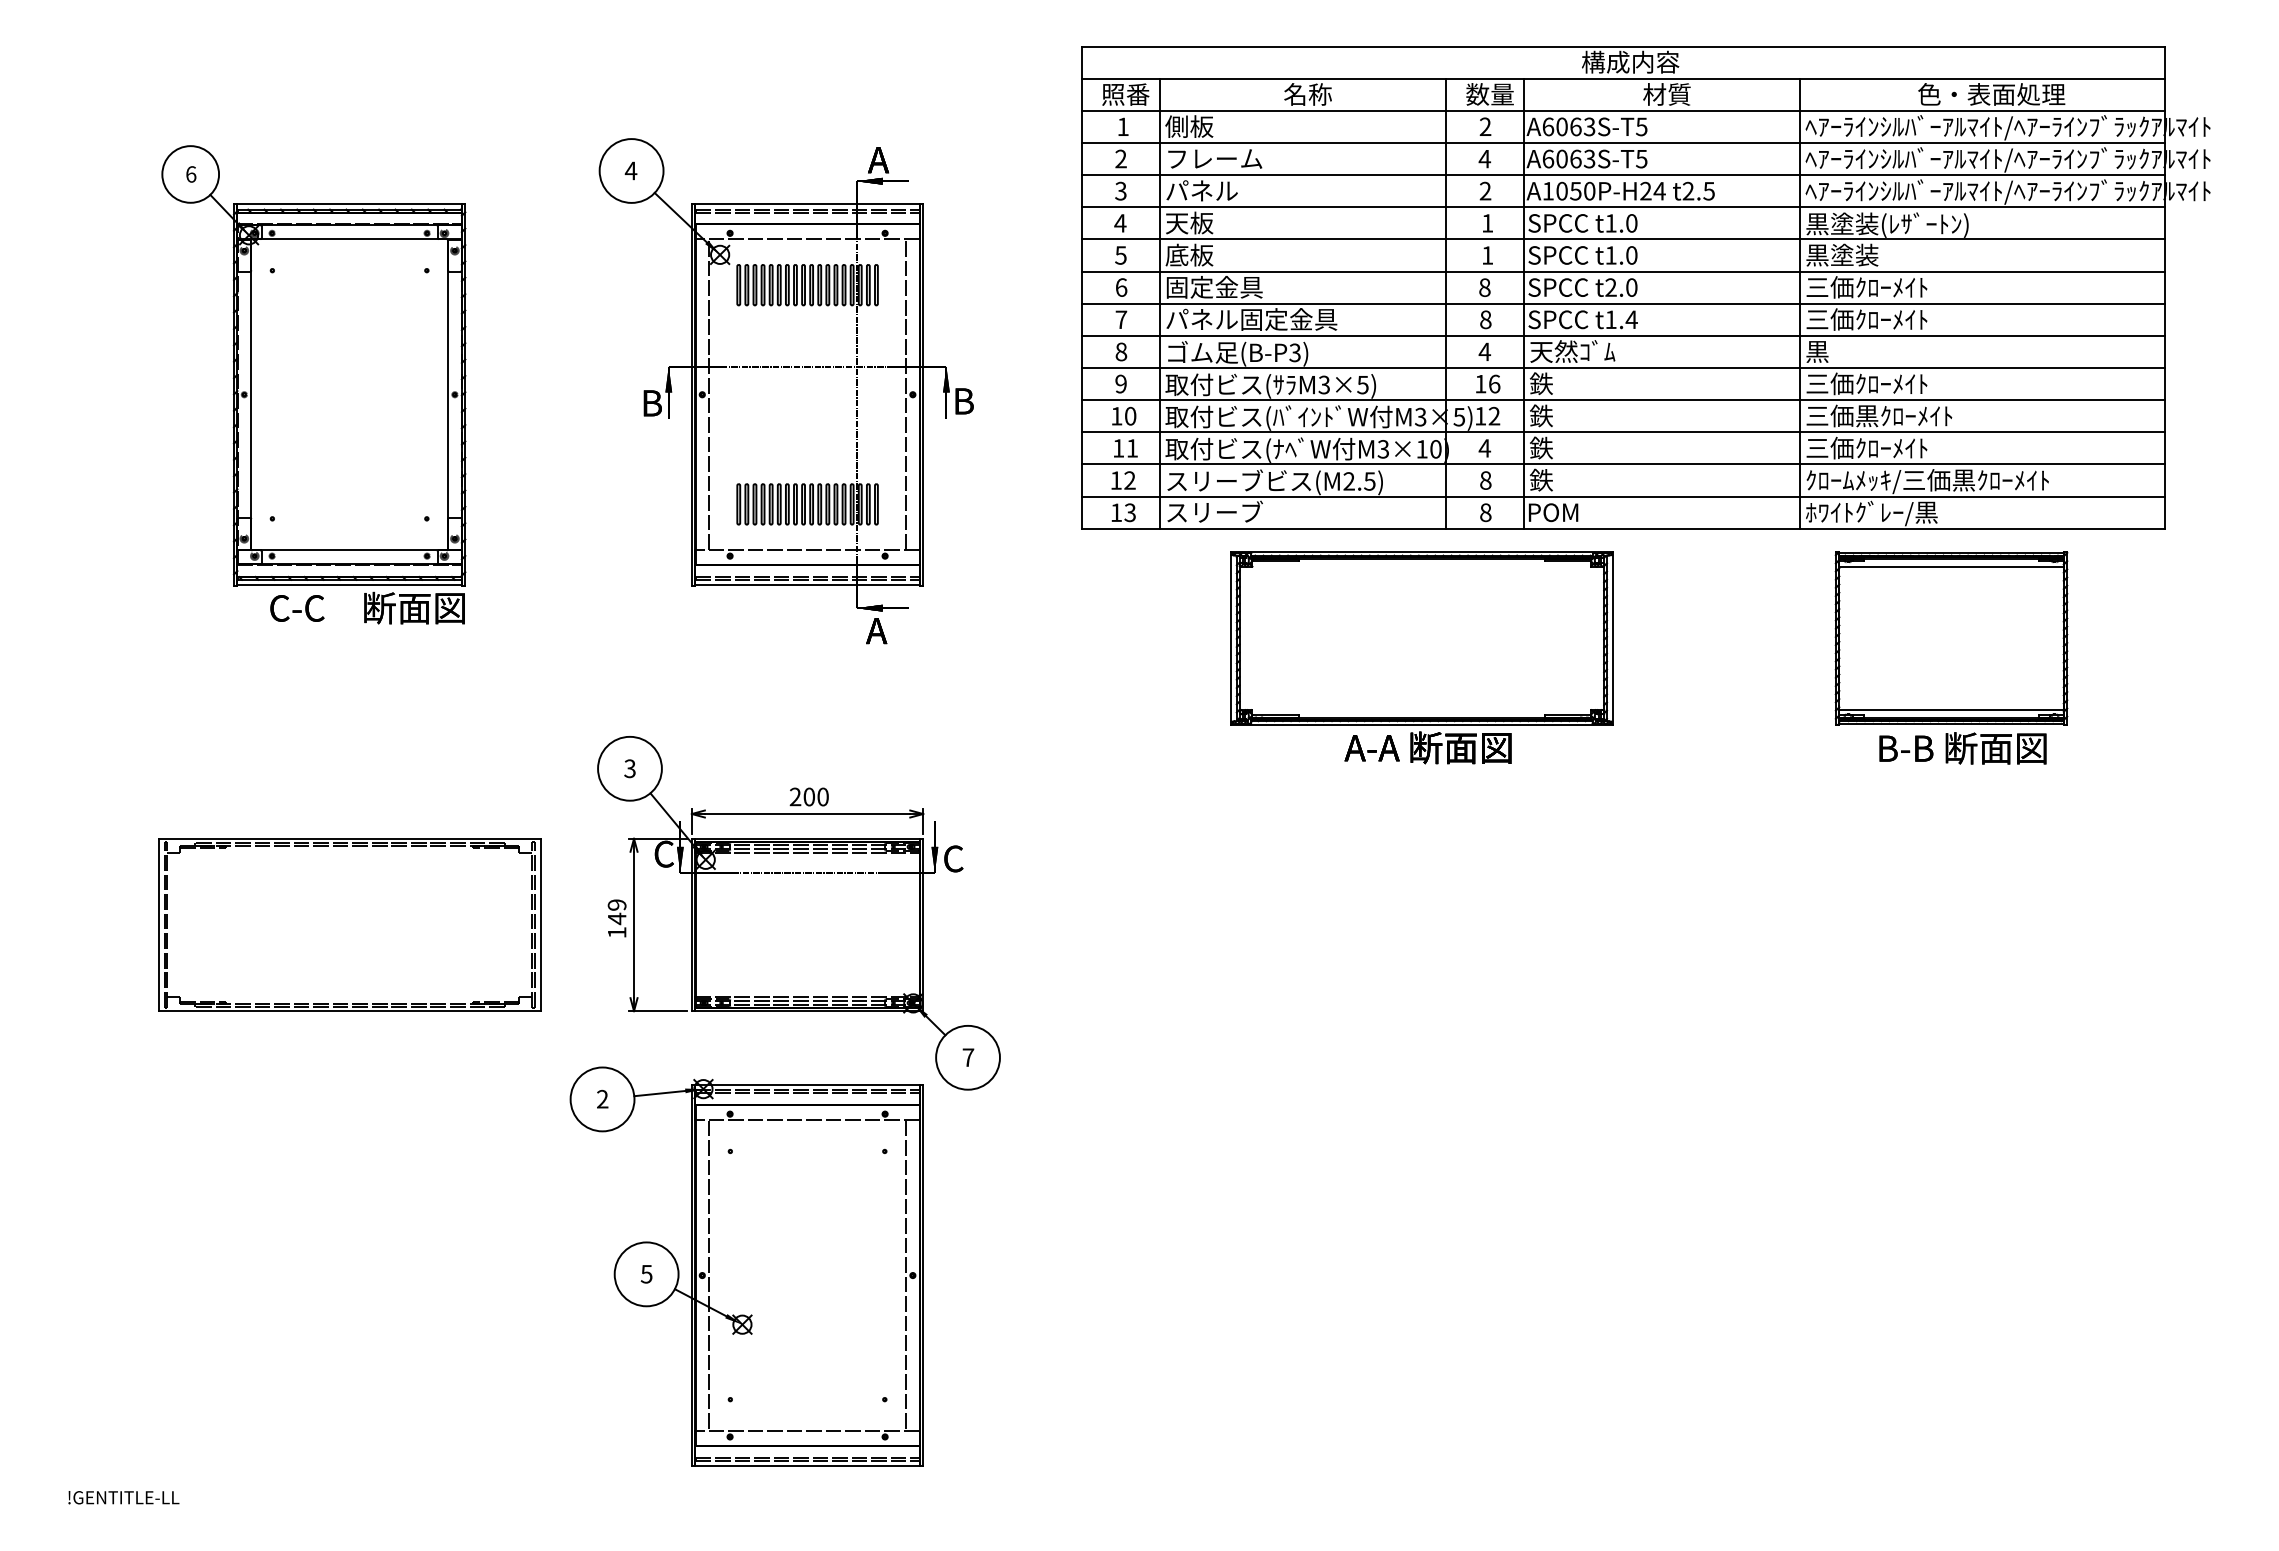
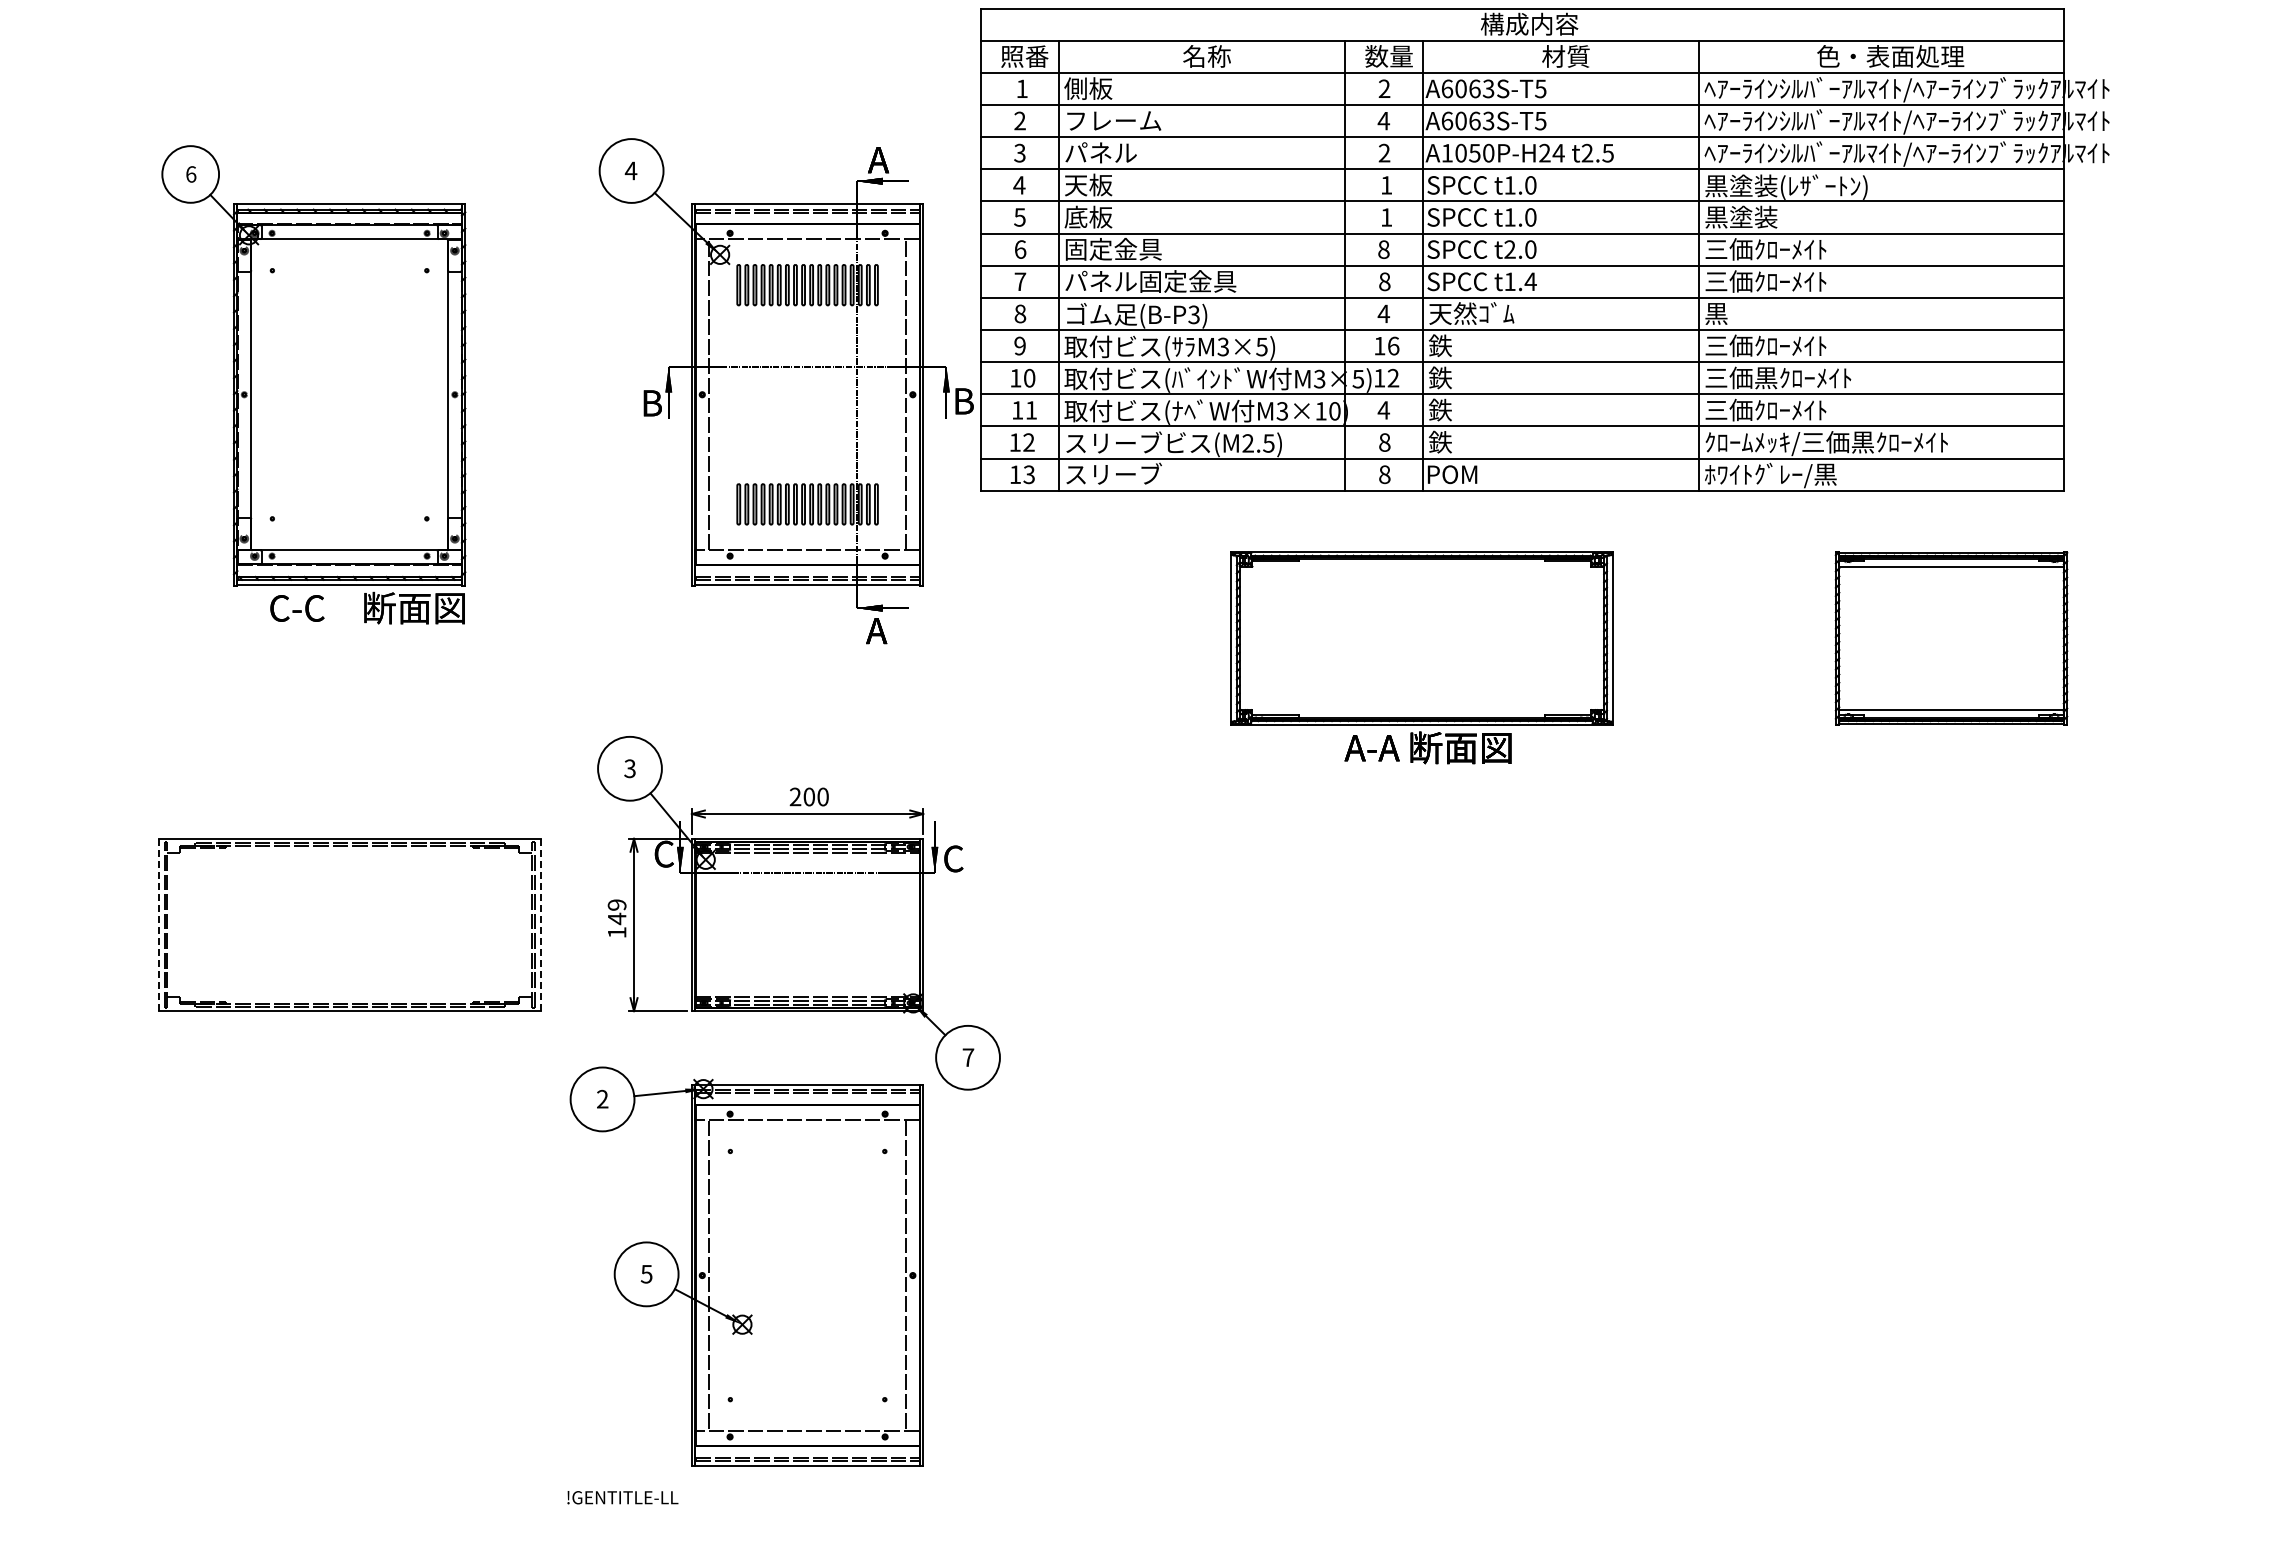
part position: (1645, 287) -> (1544, 249) (1544, 249)
part: present -> none (1962, 748)
line: solid -> dashed (158, 924)
line: solid -> dashed (540, 924)
text position: (123, 1497) -> (622, 1497) (622, 1497)
